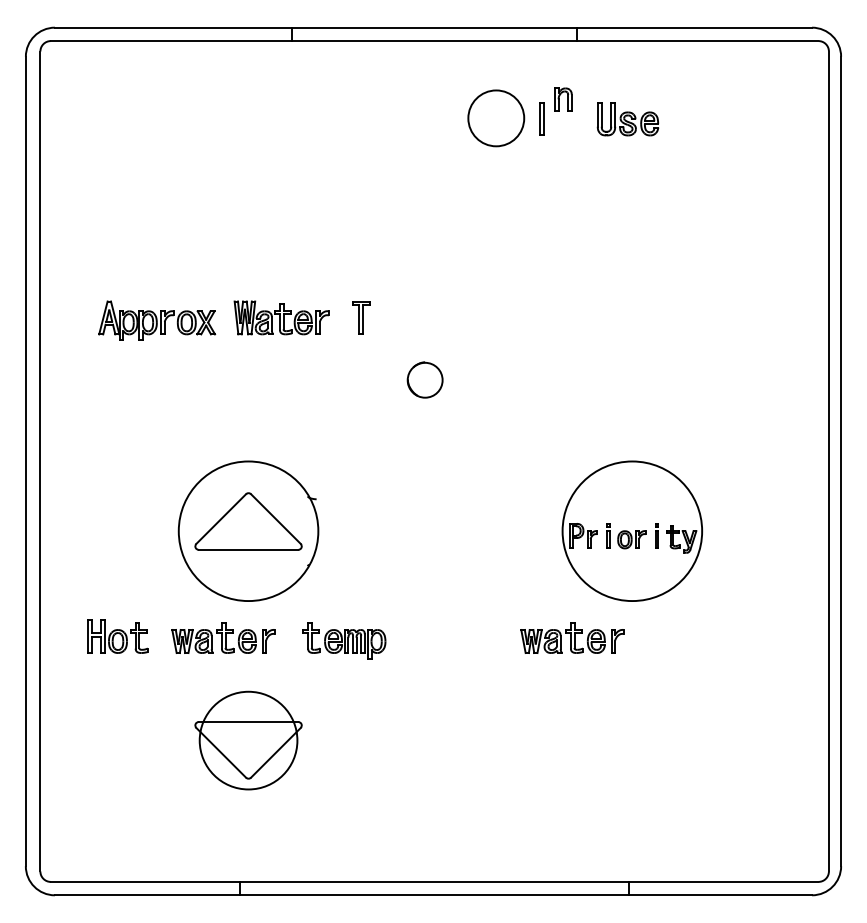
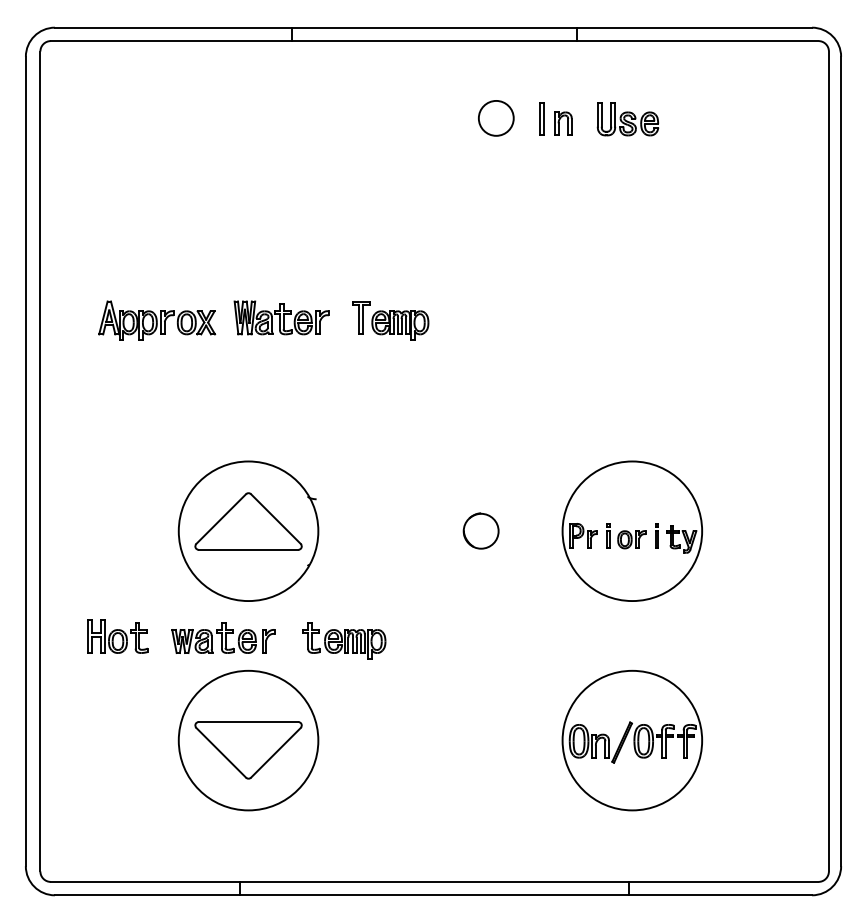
part position: (563, 99) -> (563, 123) (563, 123)
circle diameter: 56 px -> 35 px (495, 117)
part: none -> present (400, 325)
part position: (424, 379) -> (480, 530) (480, 530)
part: present -> none (572, 637)
circle diameter: 98 px -> 140 px (248, 740)
part: none -> present (632, 740)
